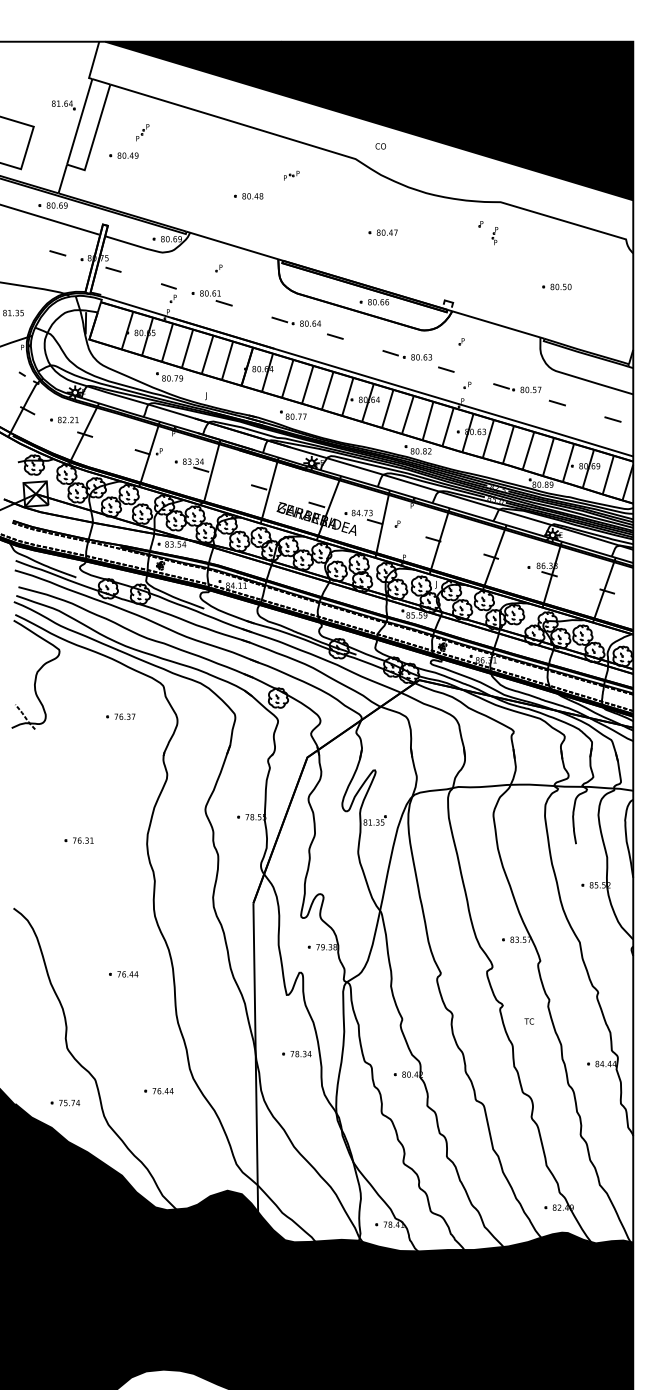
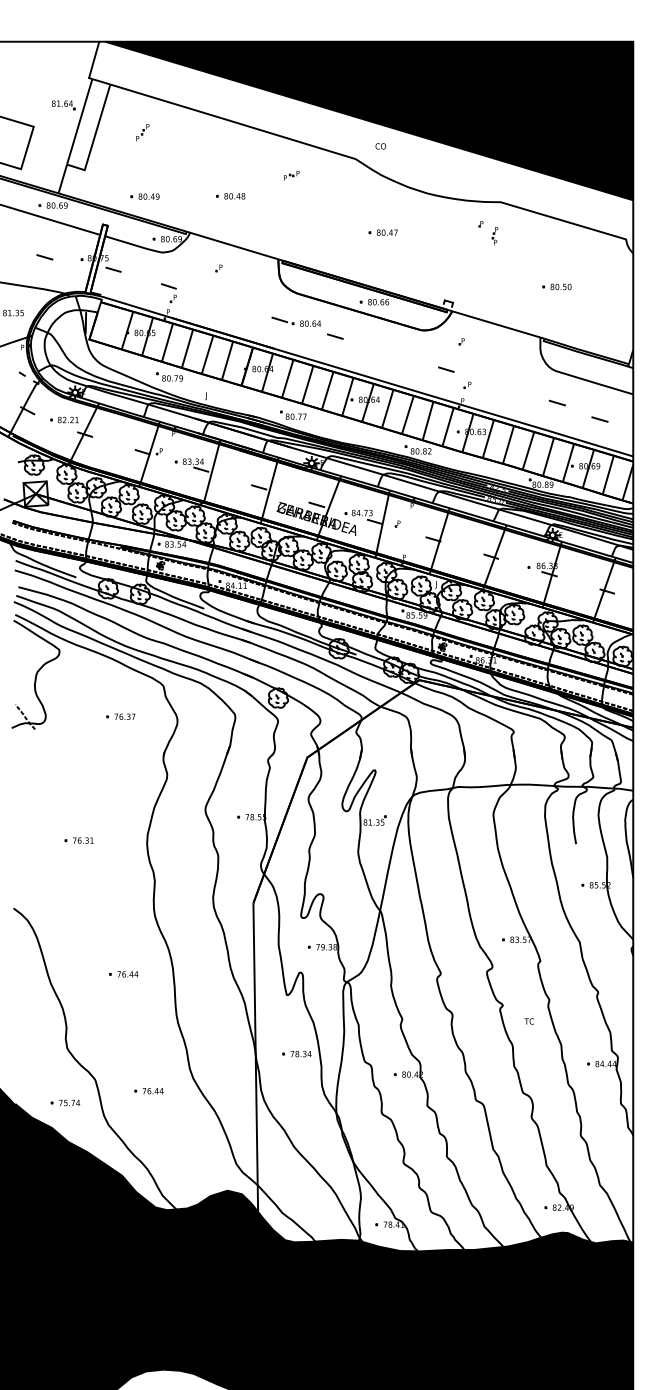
part position: (123, 155) -> (144, 196) (144, 196)
part position: (248, 196) -> (230, 196) (230, 196)
line position: (57, 253) -> (44, 257) (44, 257)
part: present -> none (211, 298)
part: present -> none (407, 355)
part: present -> none (517, 388)
line position: (612, 419) -> (599, 419) (599, 419)
part position: (158, 1091) -> (148, 1091) (148, 1091)
